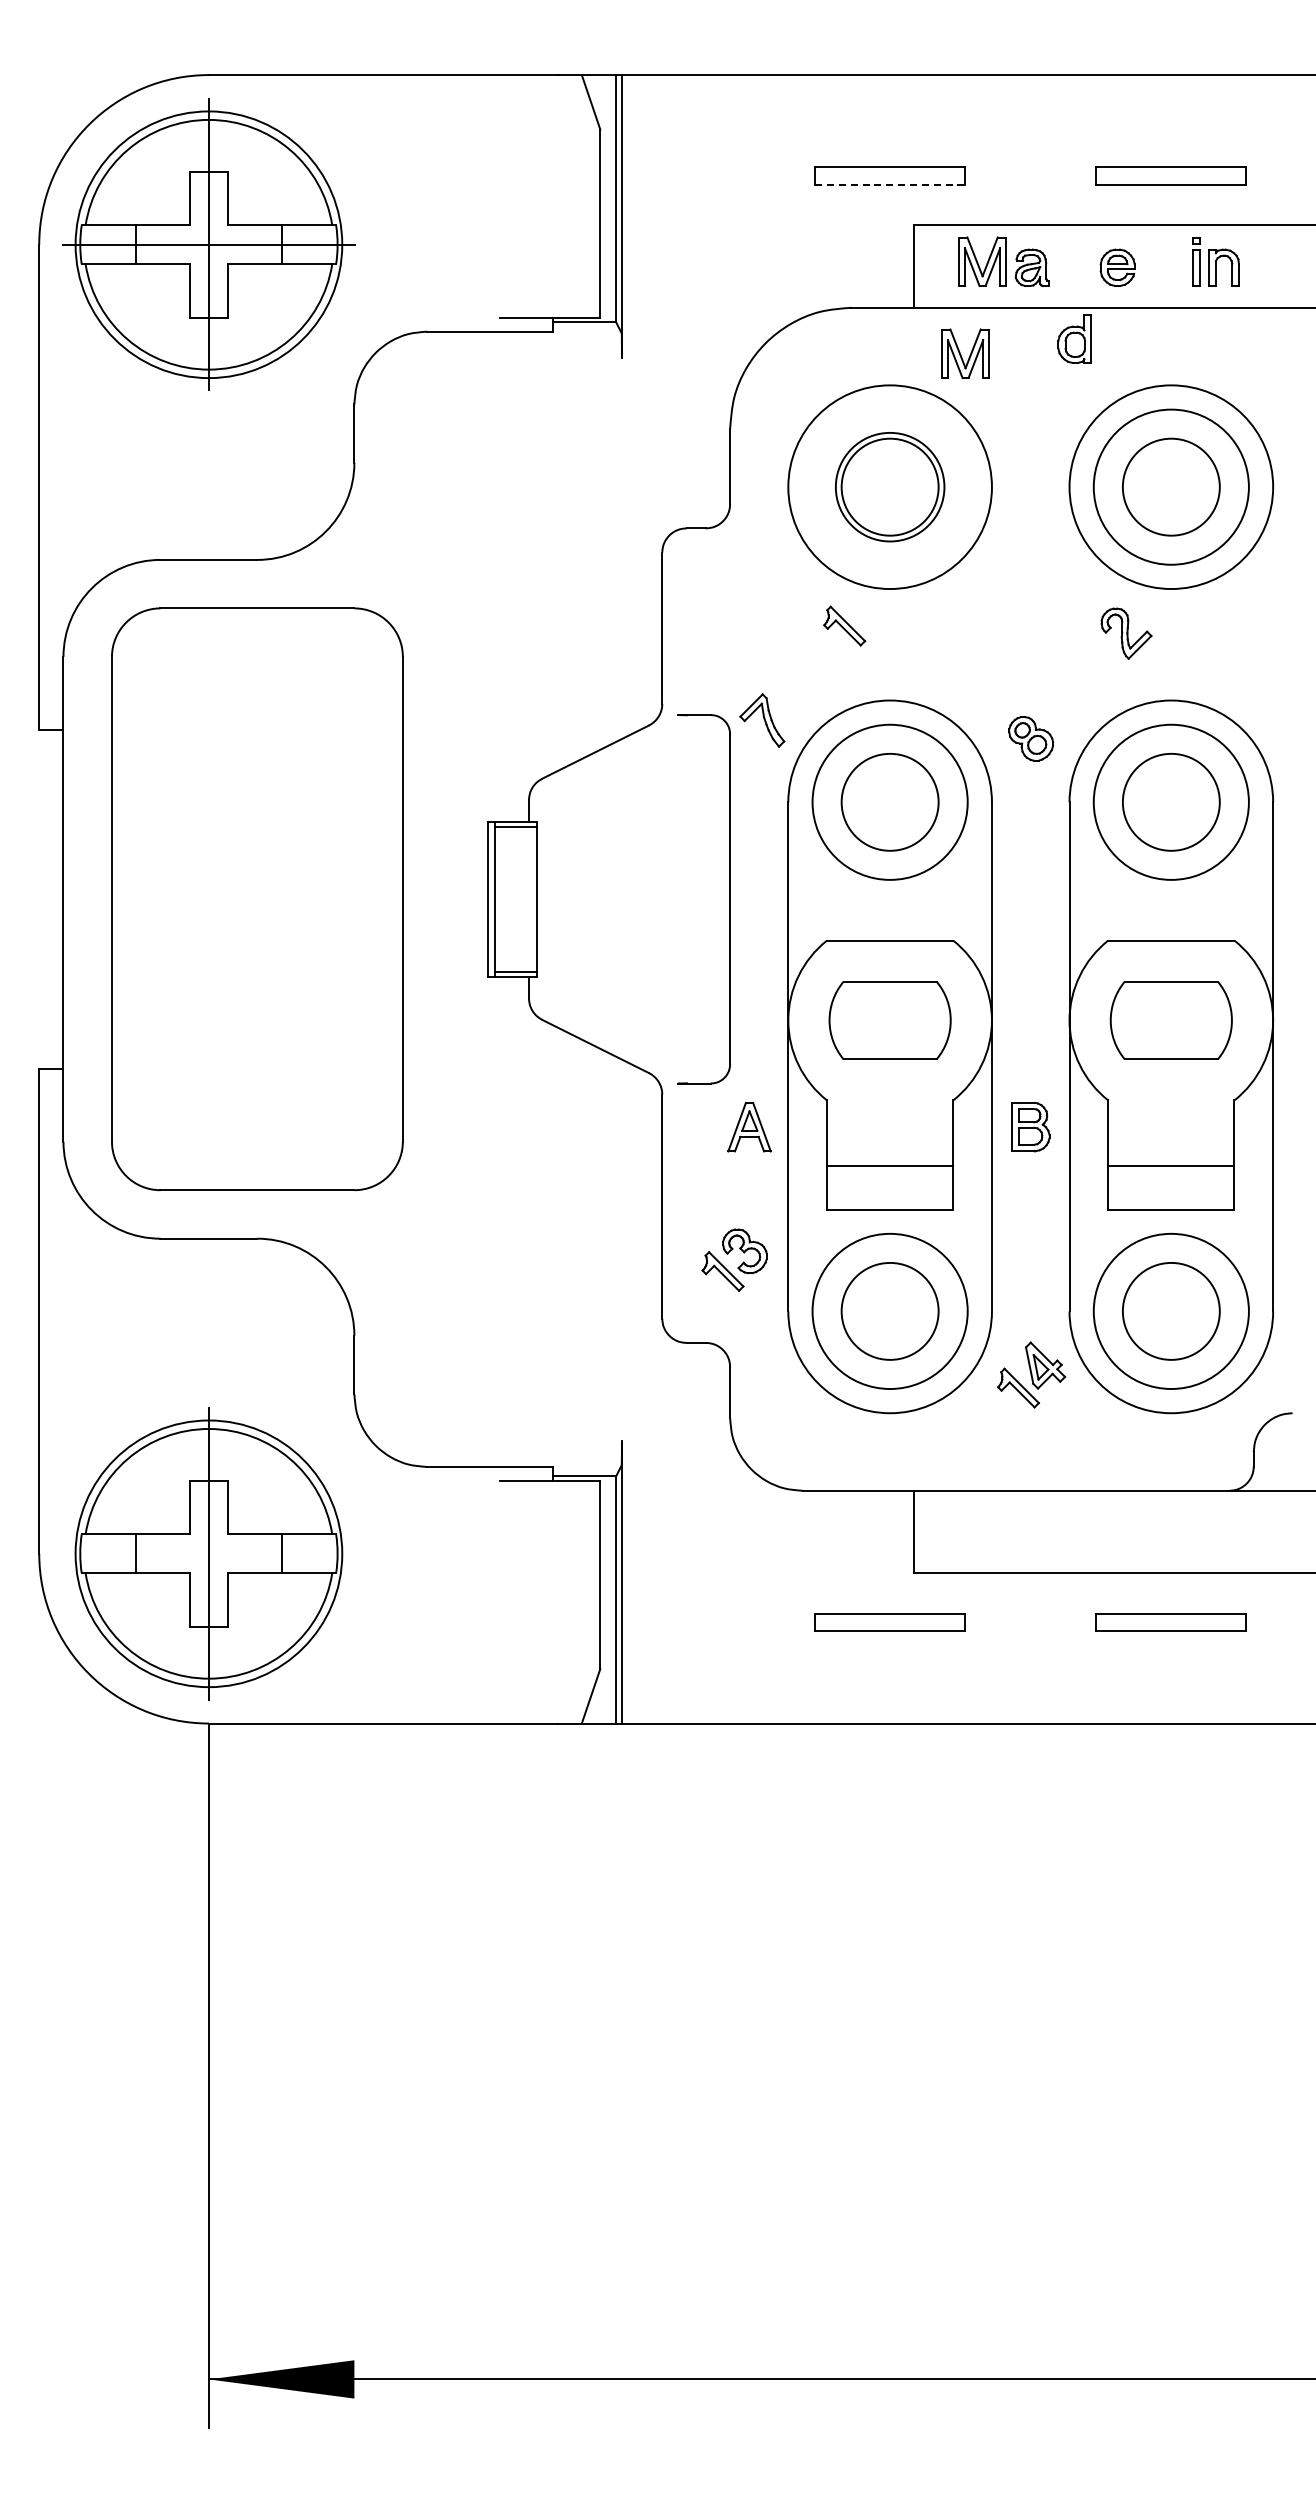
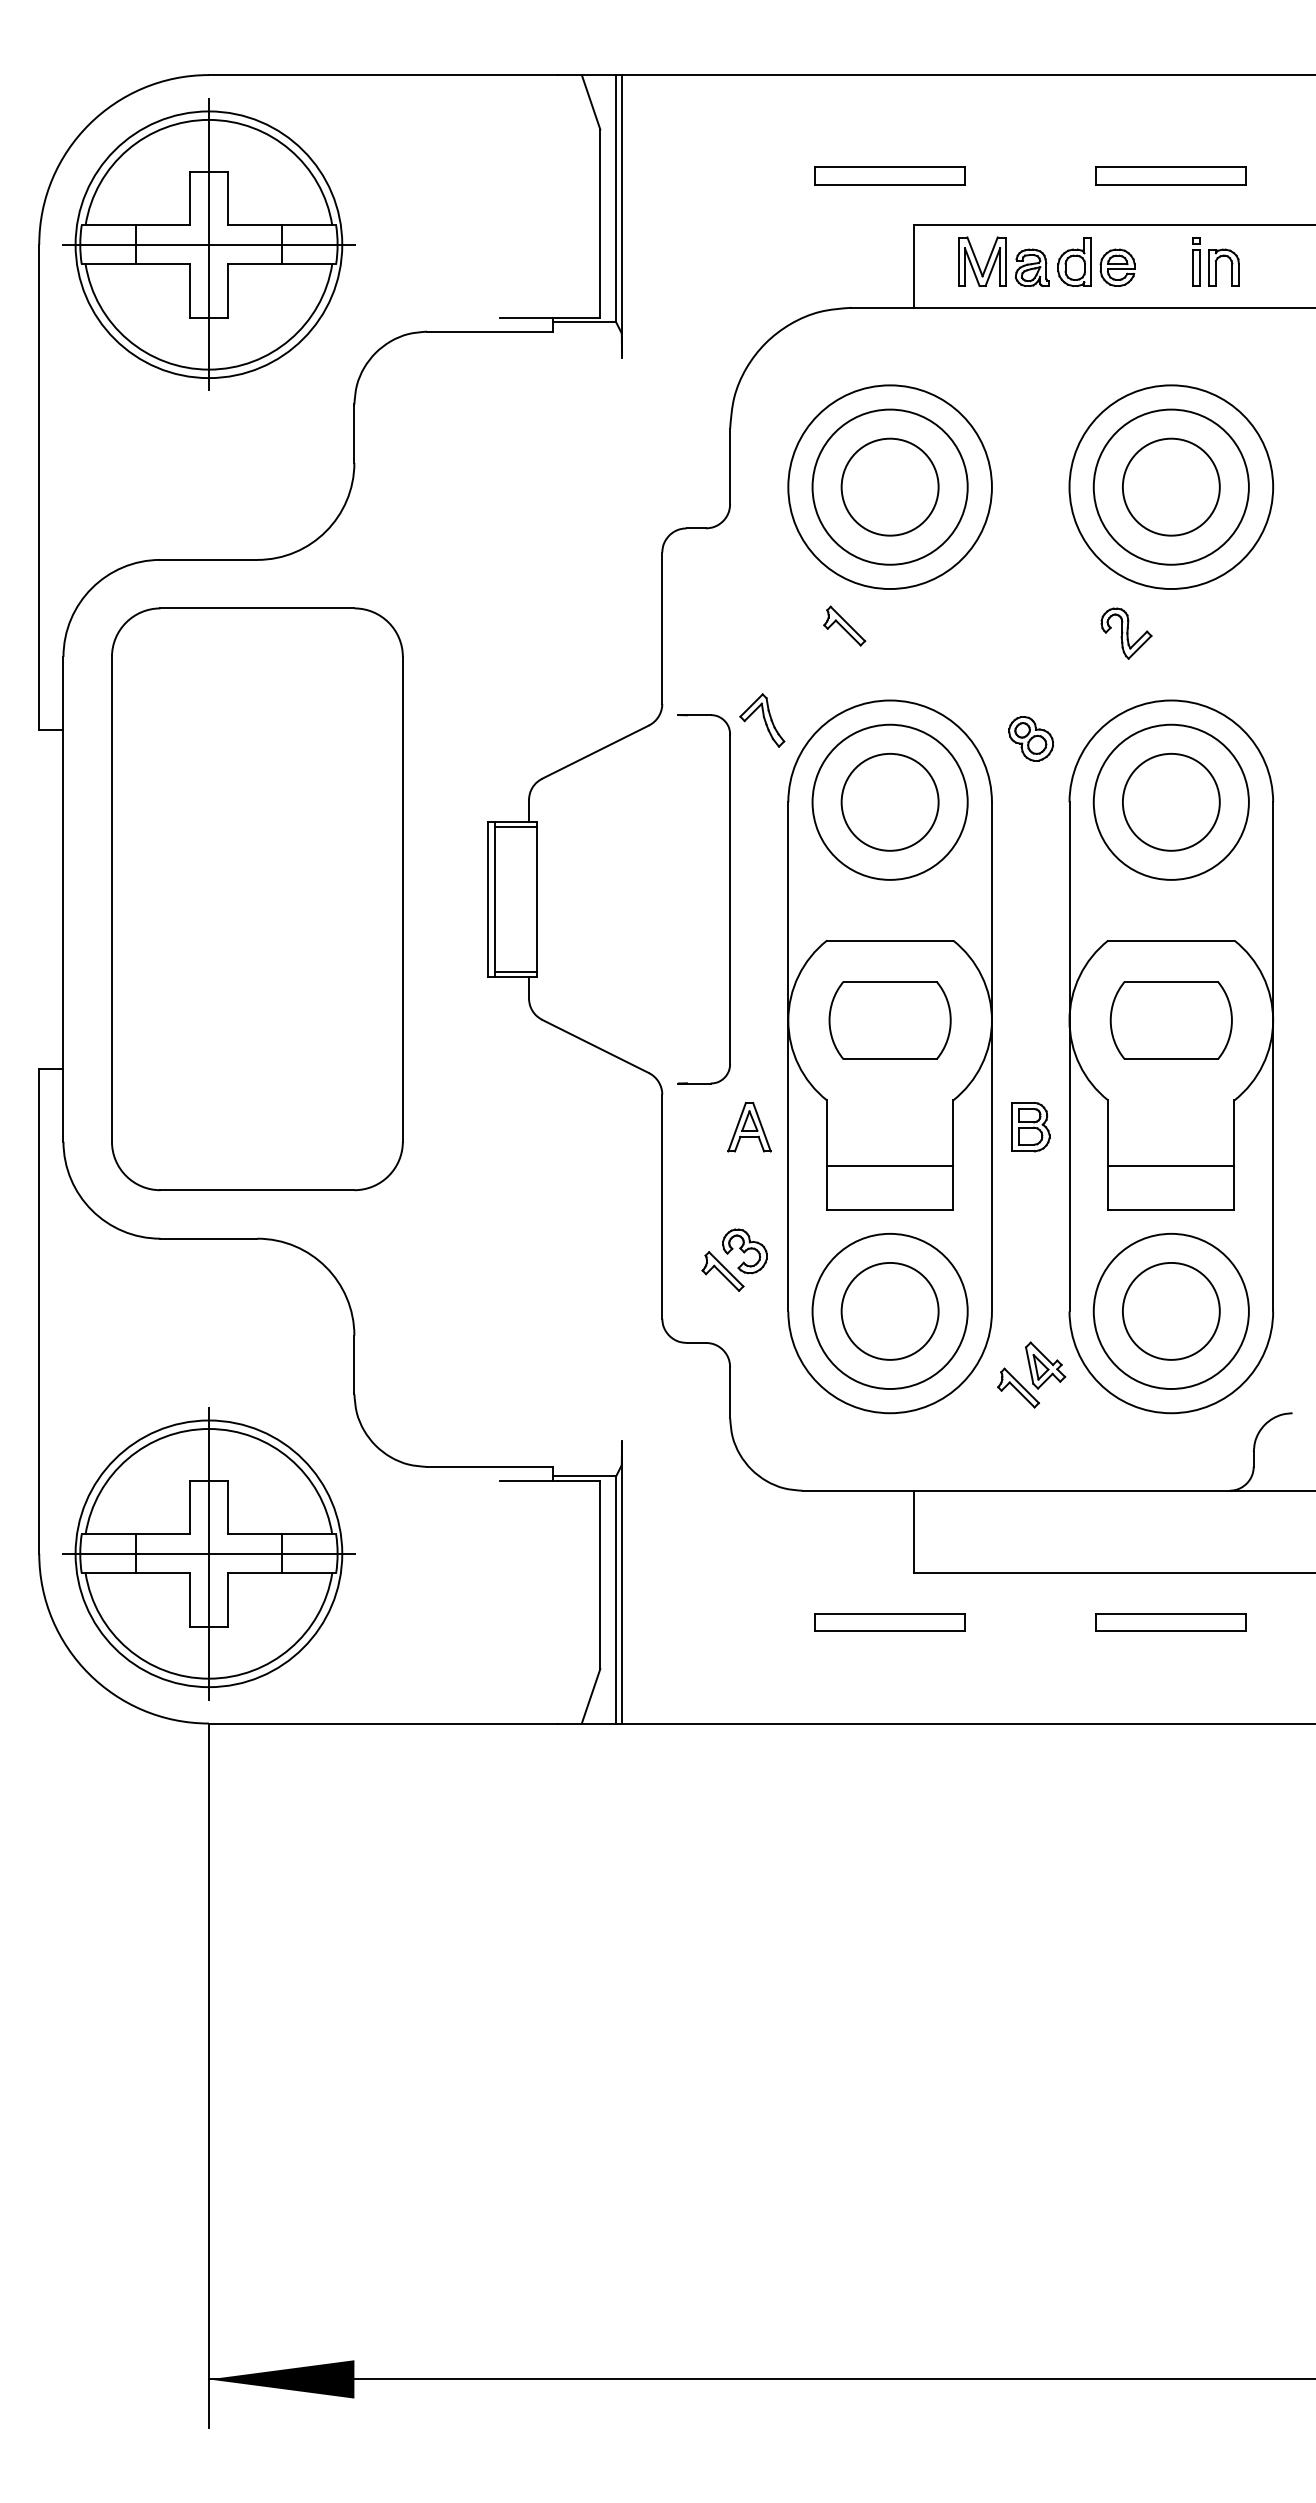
line: dashed -> solid (890, 185)
part position: (1074, 338) -> (1074, 261) (1074, 261)
part: present -> none (965, 353)
circle diameter: 109 px -> 155 px (889, 486)
line: none -> present (208, 1553)
